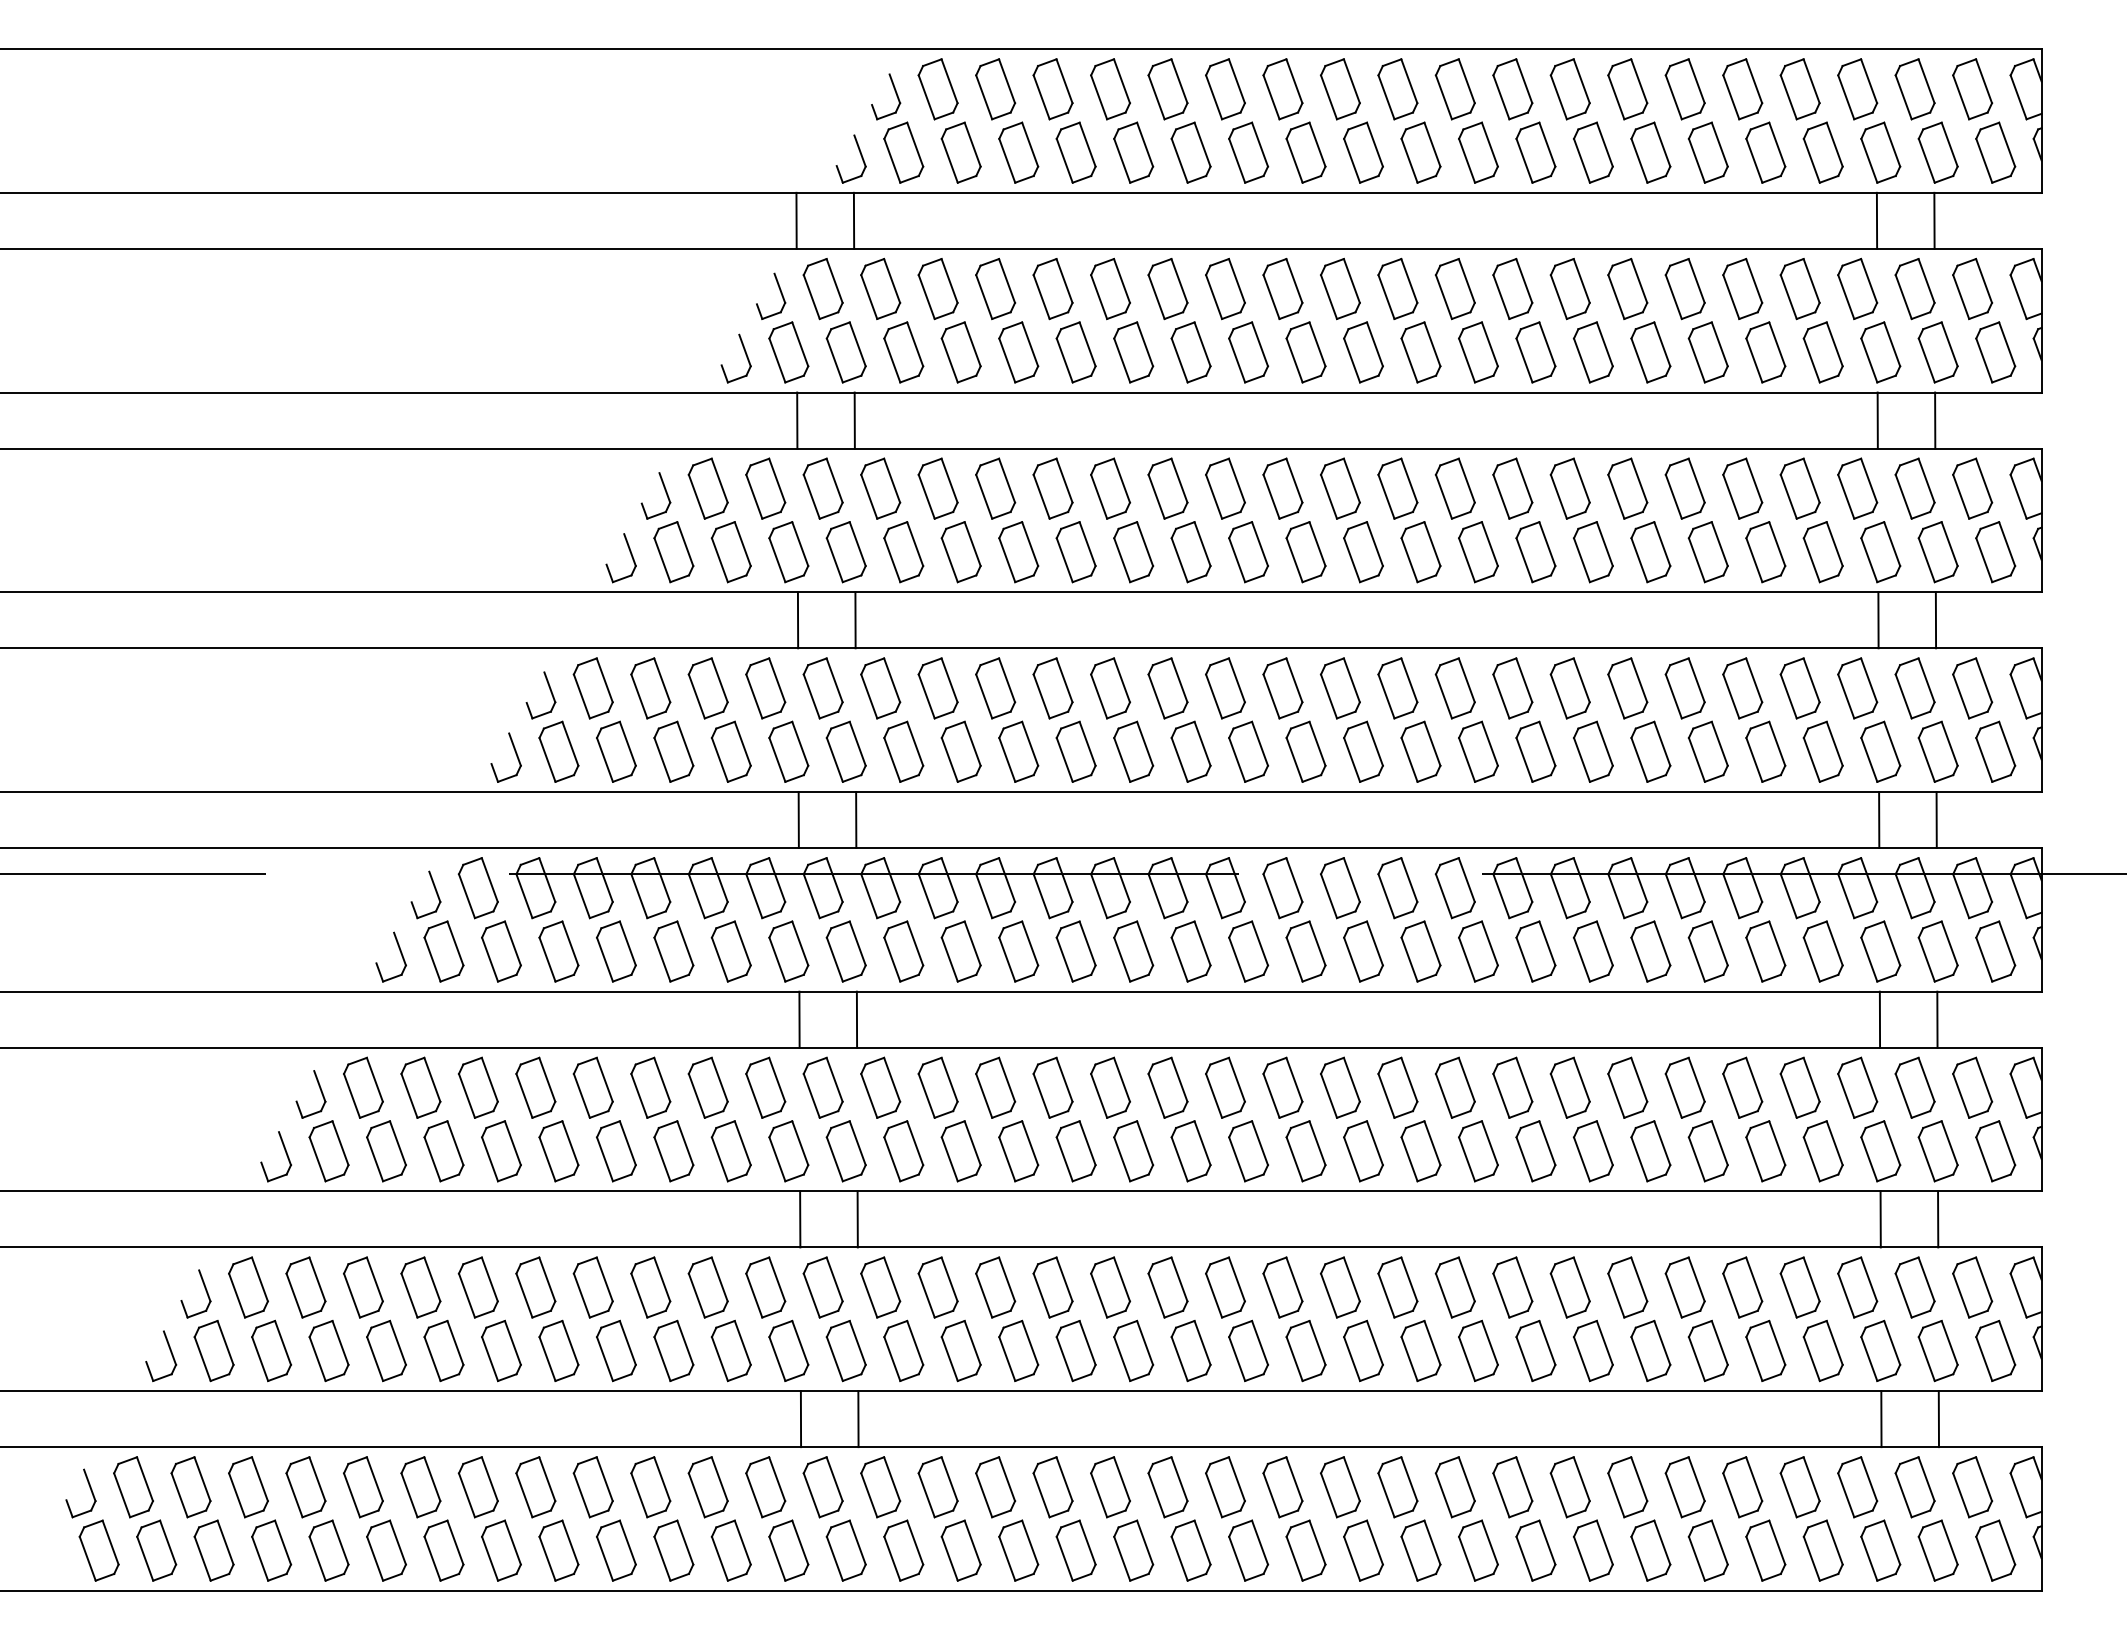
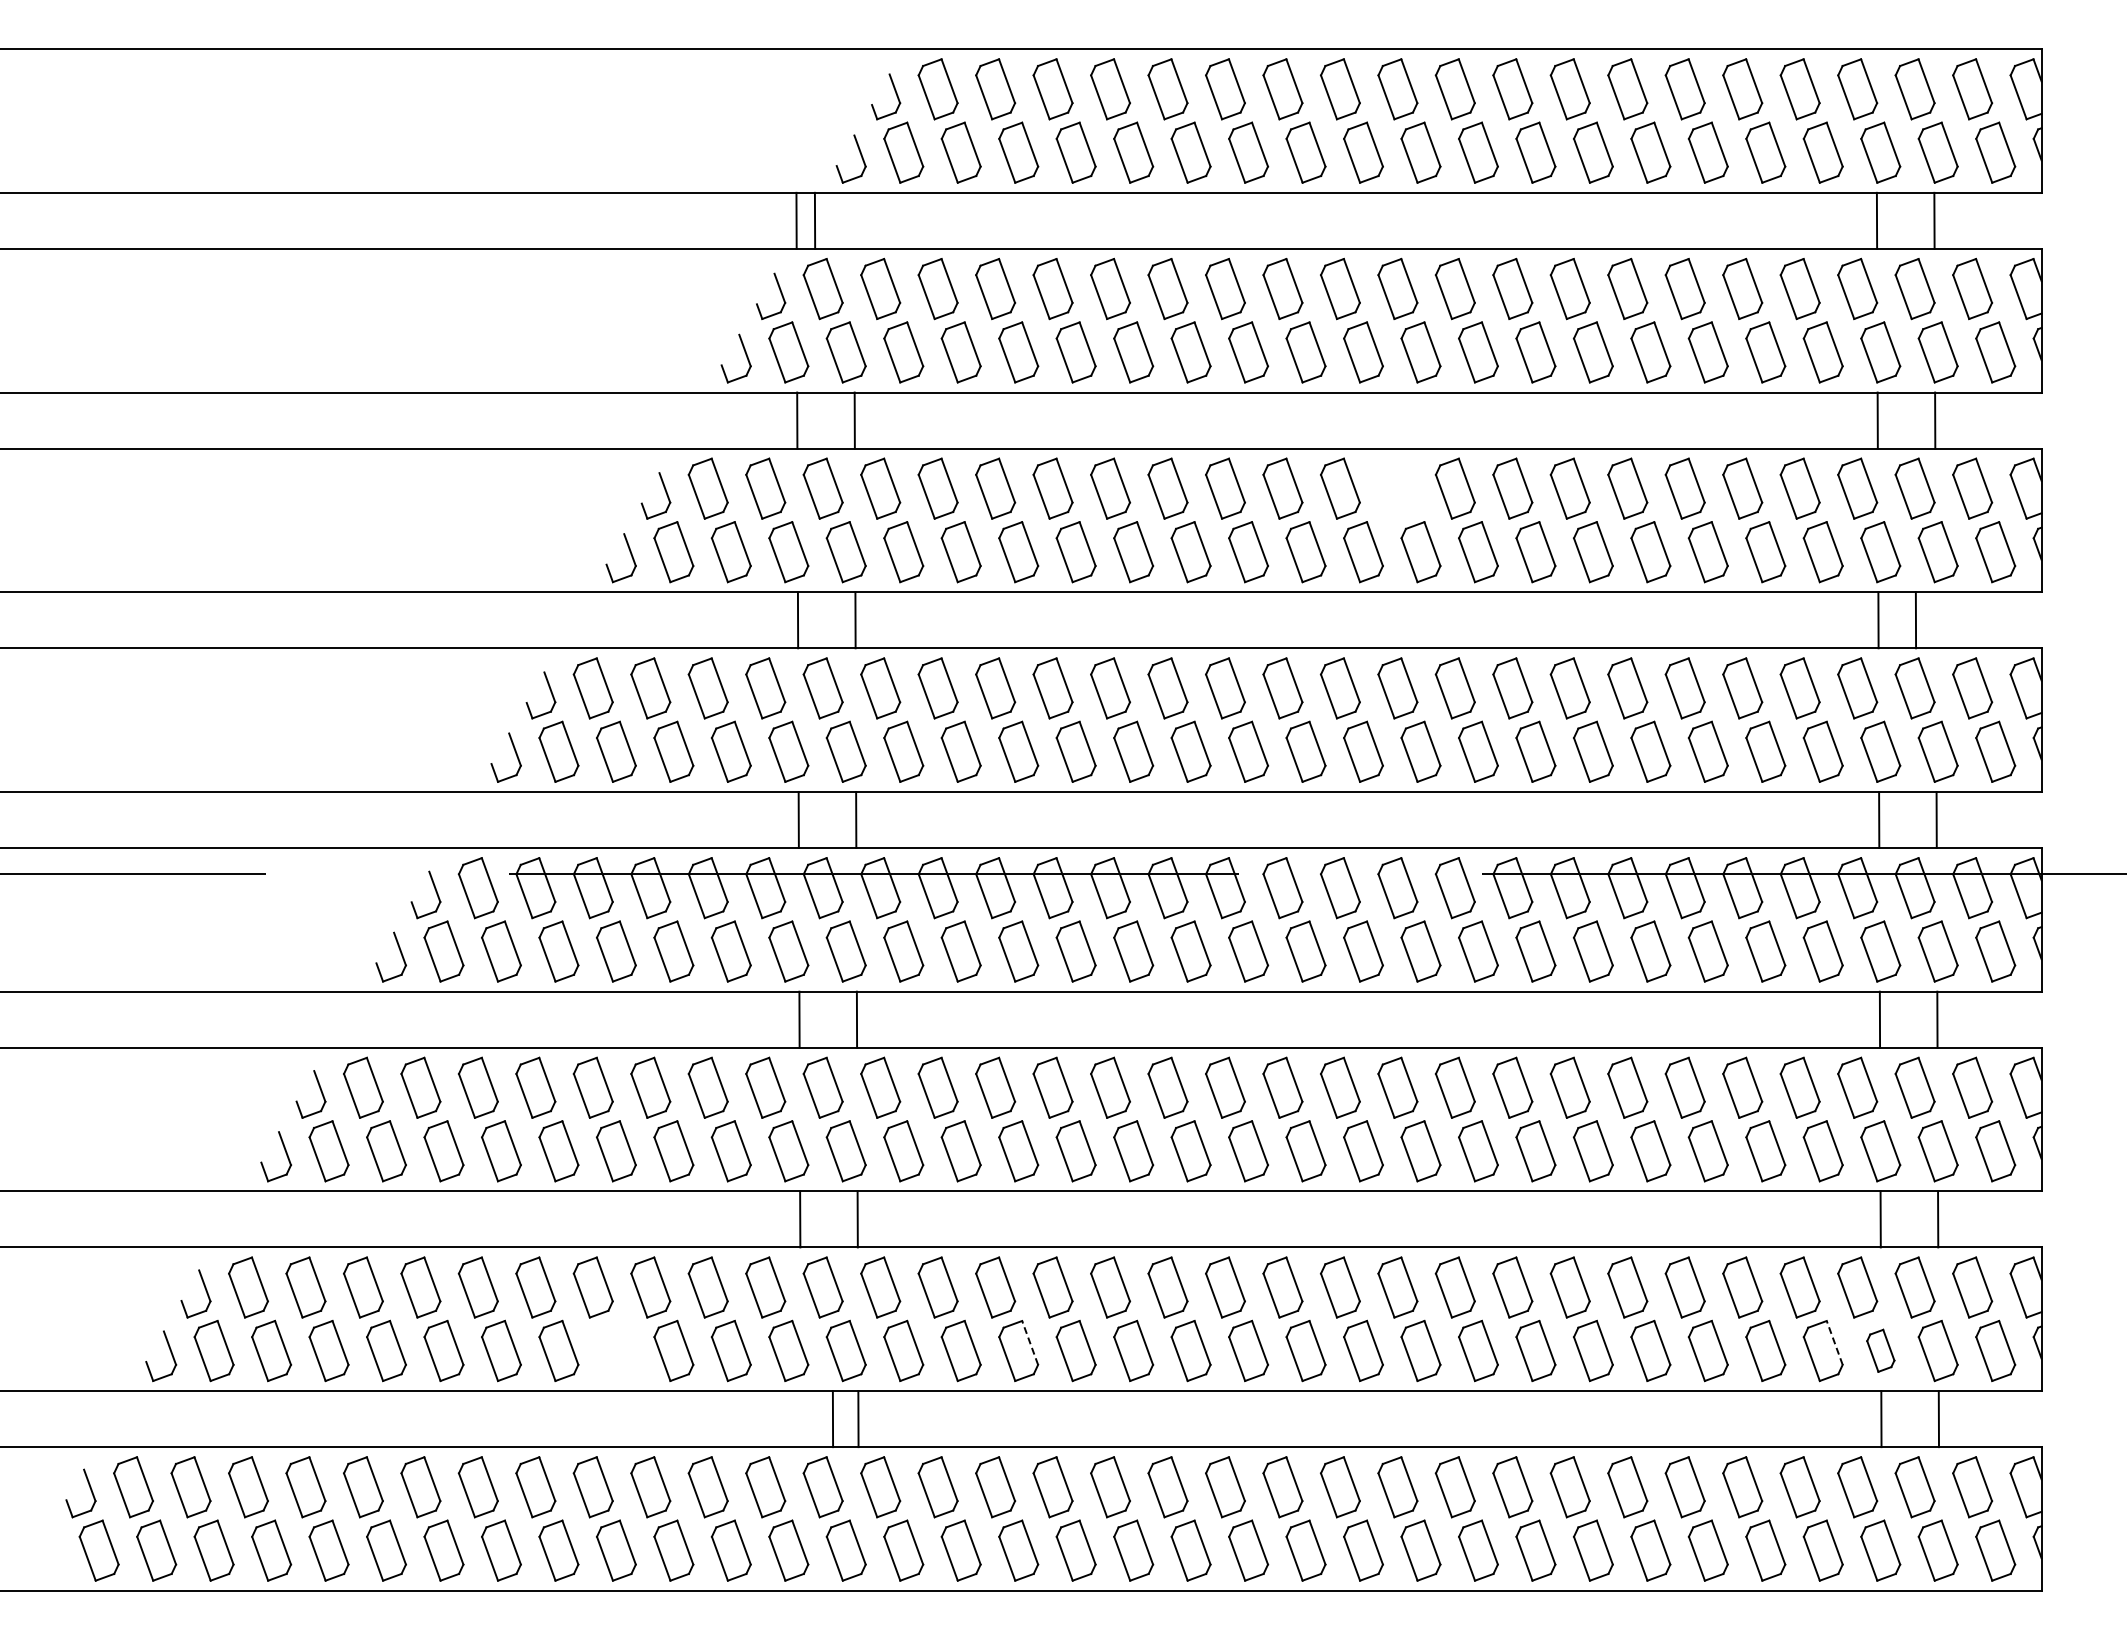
line position: (853, 220) -> (814, 220) (814, 220)
part: present -> none (1397, 488)
line position: (1935, 620) -> (1915, 620) (1915, 620)
line: solid -> dashed (1029, 1342)
line: solid -> dashed (1834, 1342)
part: present -> none (616, 1350)
part size: 42x63 px -> 30x45 px (1880, 1350)
line position: (800, 1419) -> (832, 1419) (832, 1419)
